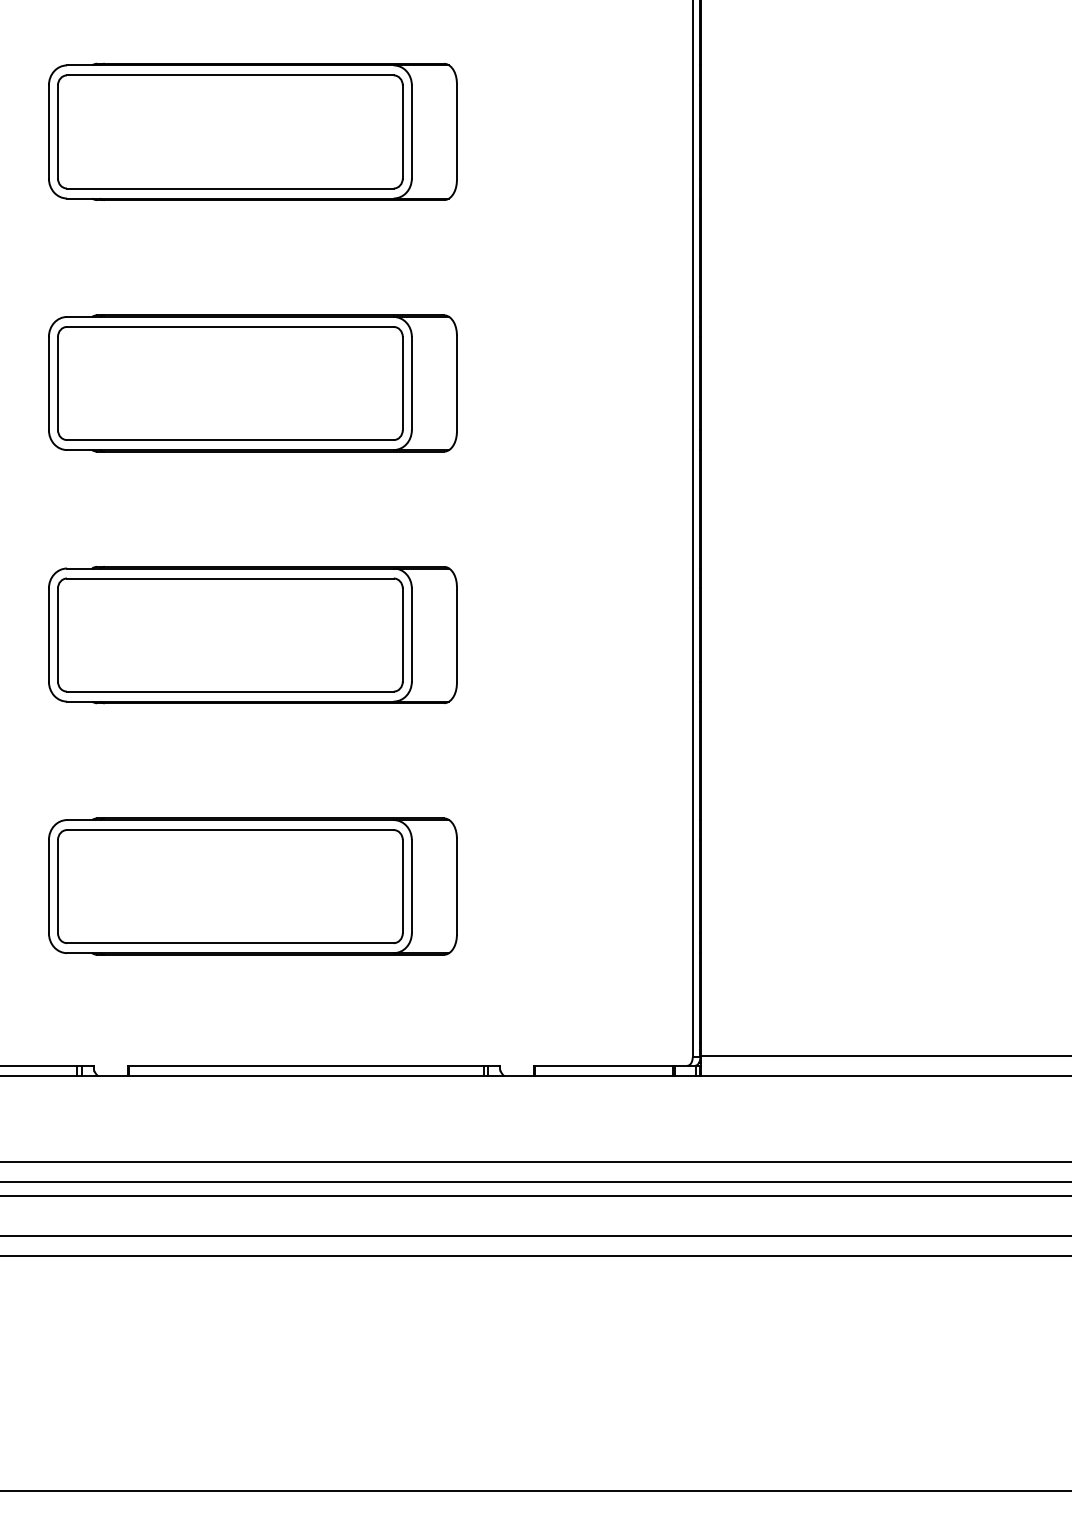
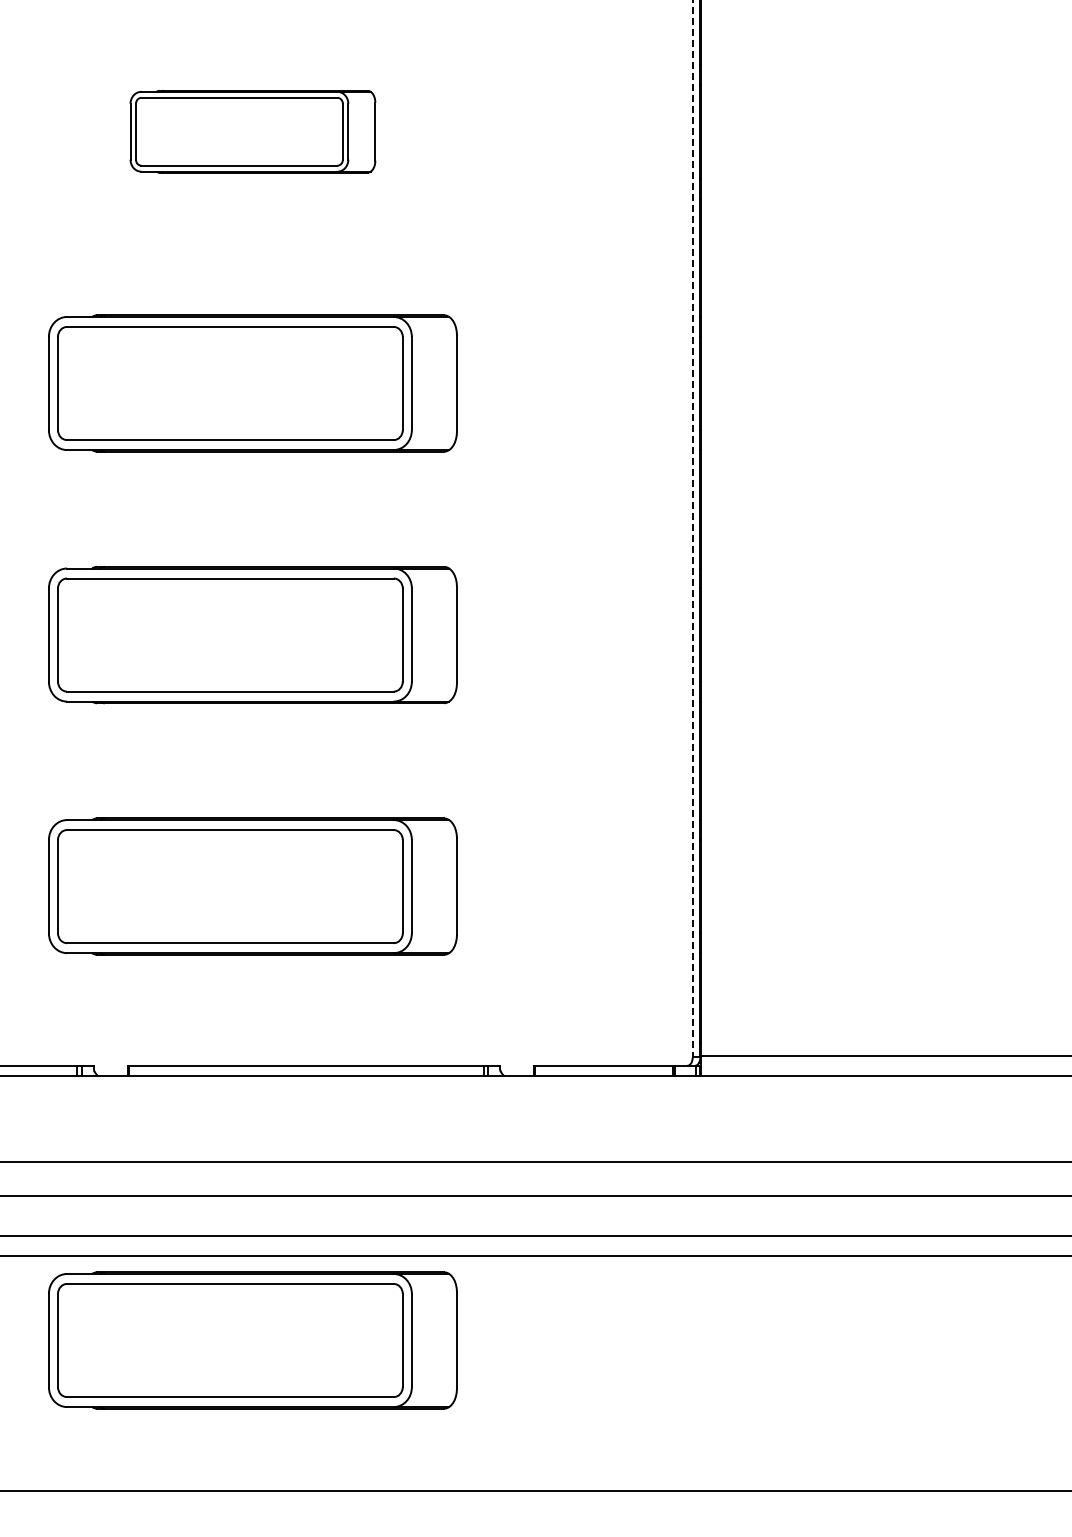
part size: 410x139 px -> 248x84 px (252, 131)
line: solid -> dashed (692, 529)
line: present -> none (535, 1182)
part: none -> present (252, 1340)
